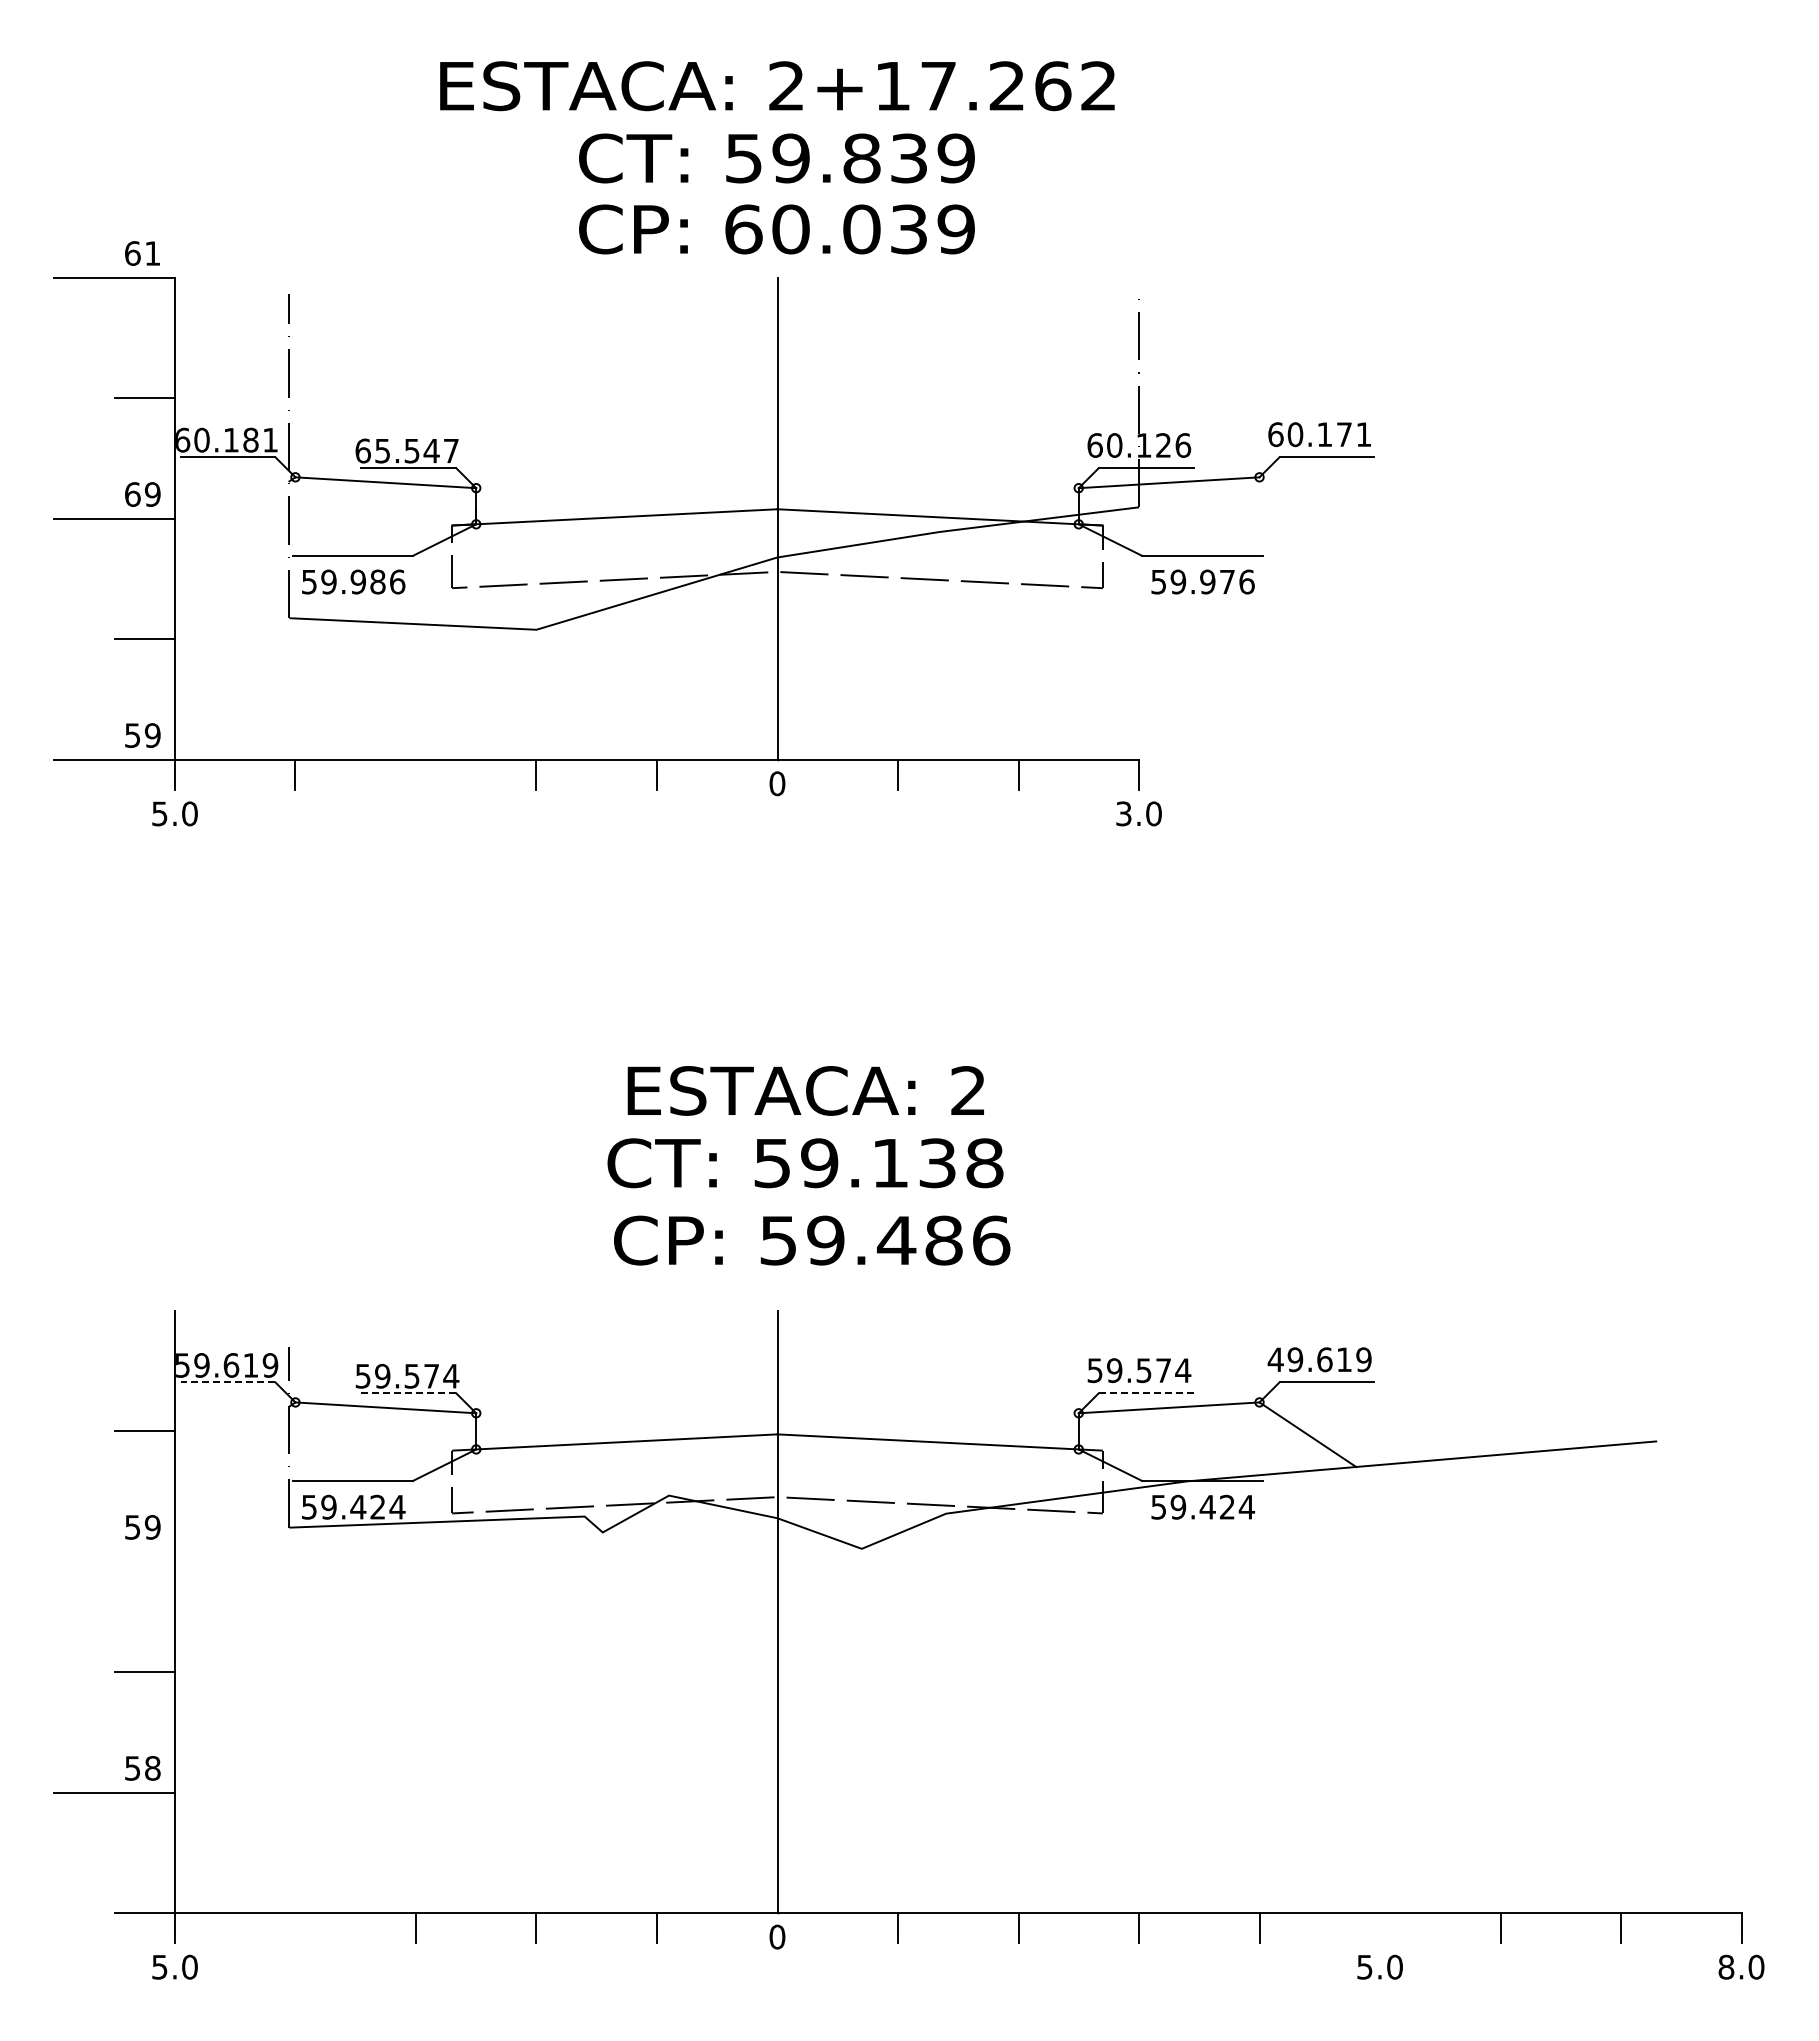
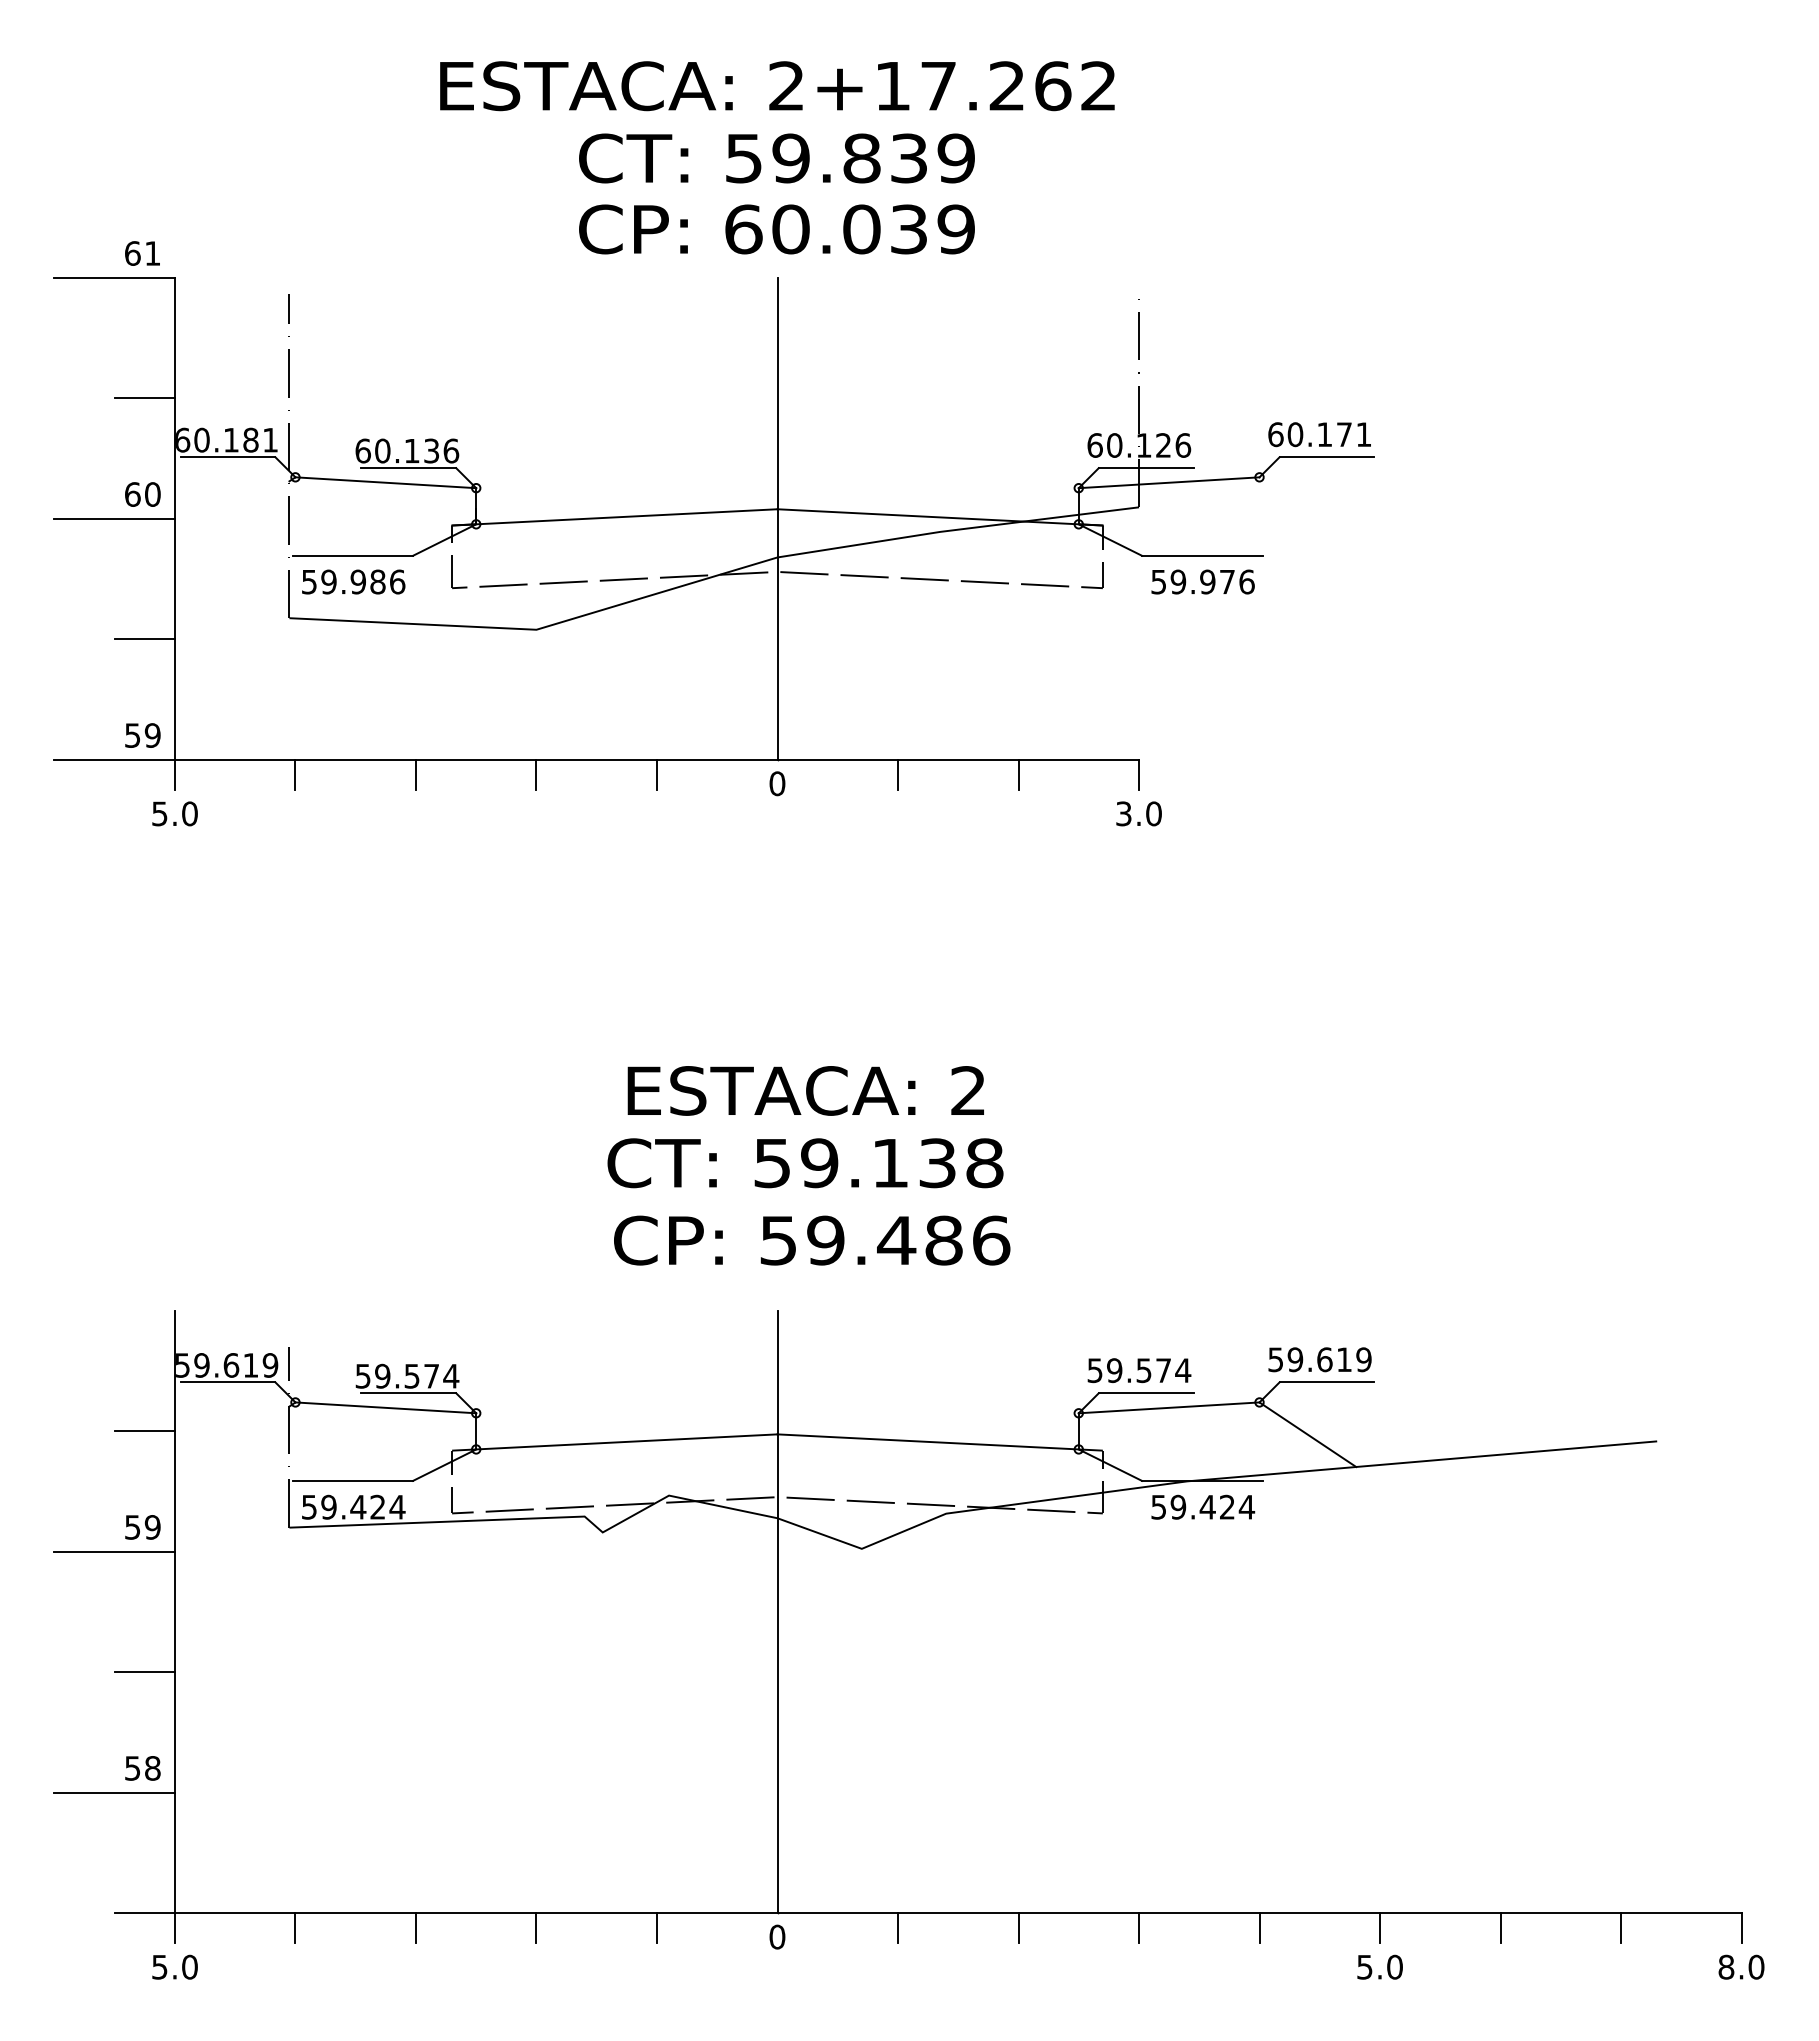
text: 65.547 -> 60.136 (417, 450)
text: 69 -> 60 (152, 494)
line: none -> present (415, 774)
text: 49.619 -> 59.619 (1275, 1359)
line: dashed -> solid (227, 1382)
line: dashed -> solid (408, 1393)
line: dashed -> solid (1146, 1393)
line: none -> present (114, 1551)
line: none -> present (295, 1928)
line: none -> present (1380, 1928)
